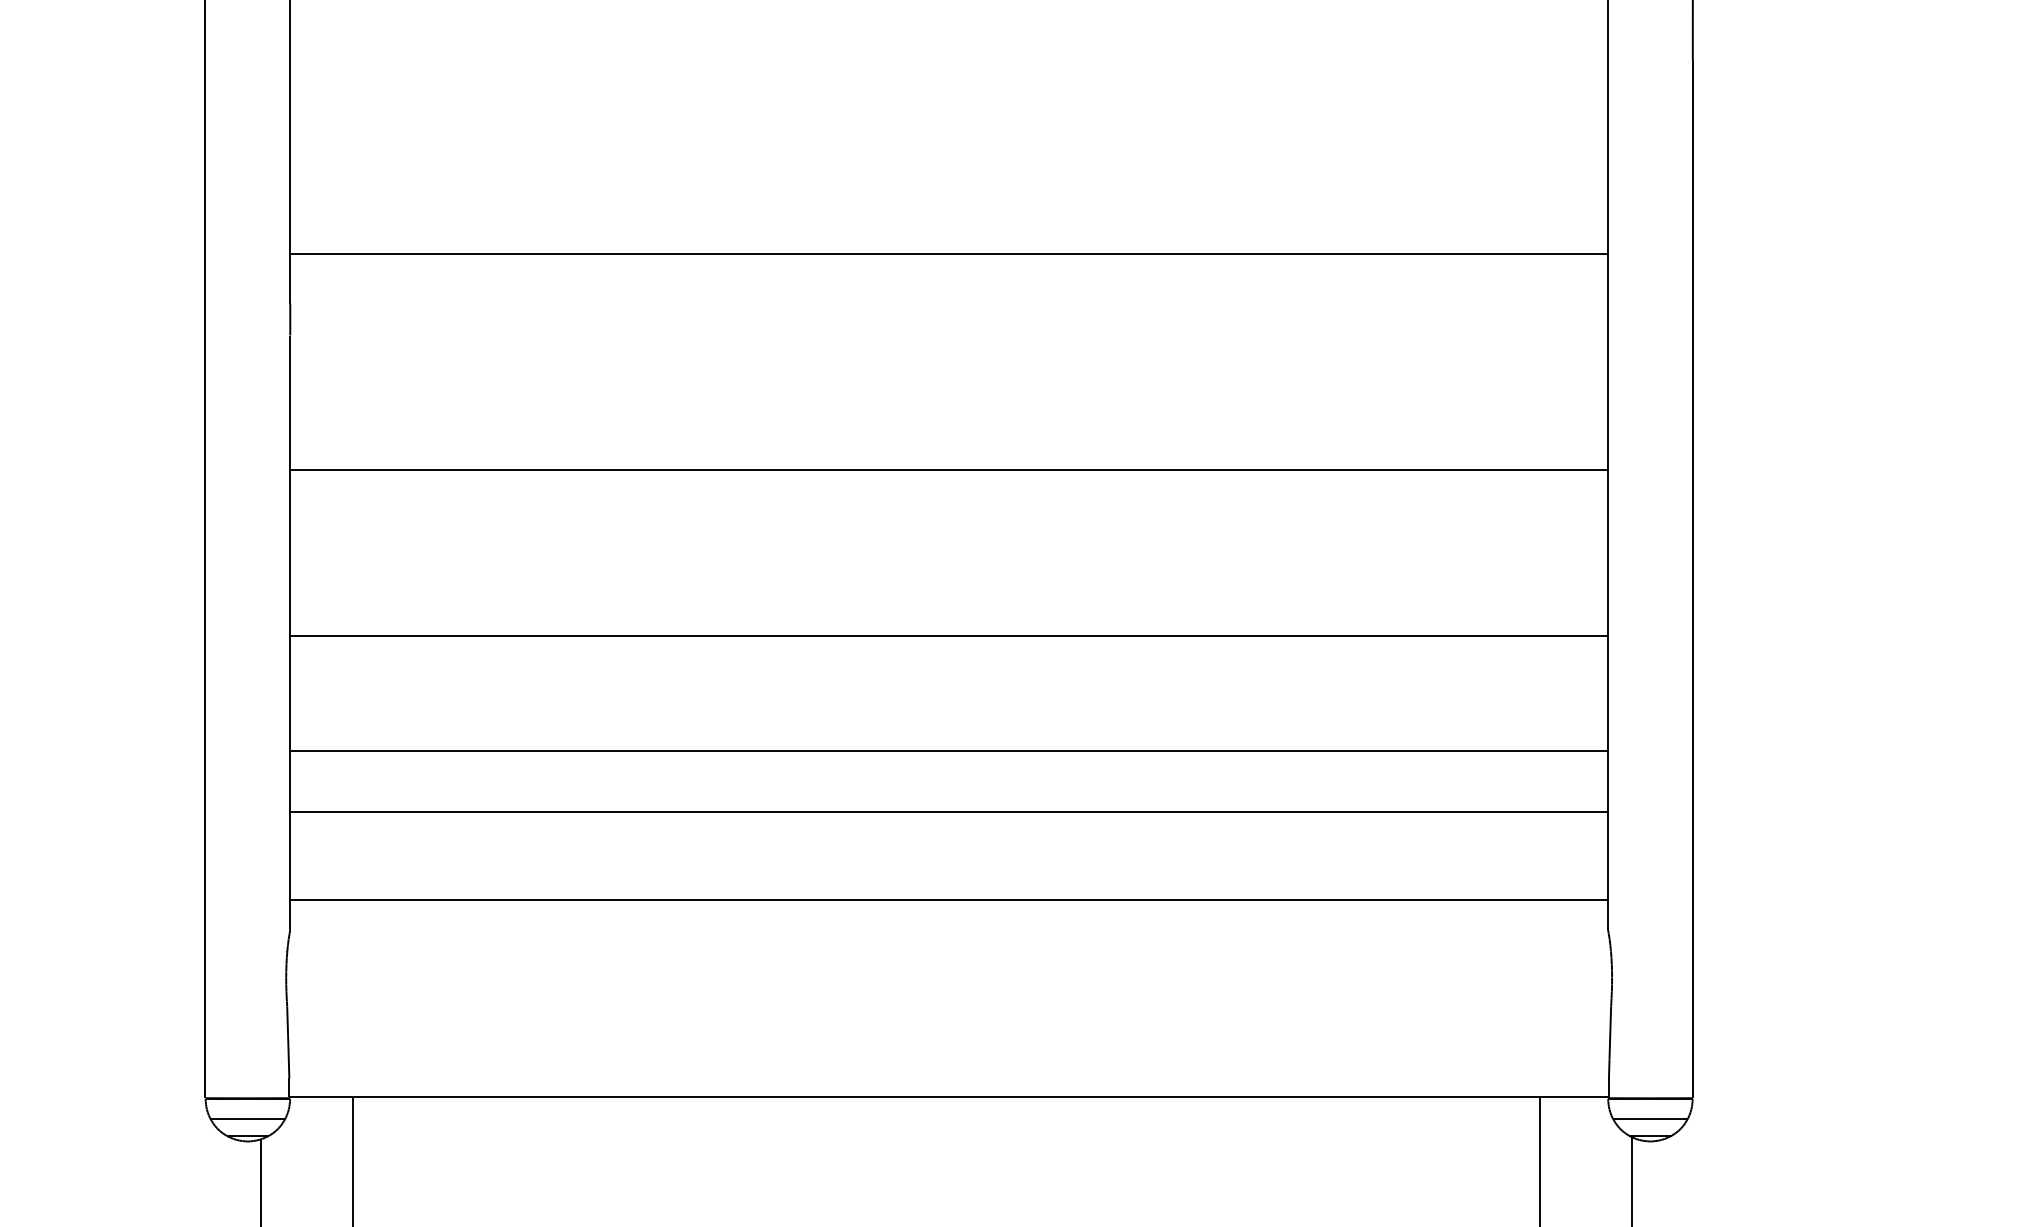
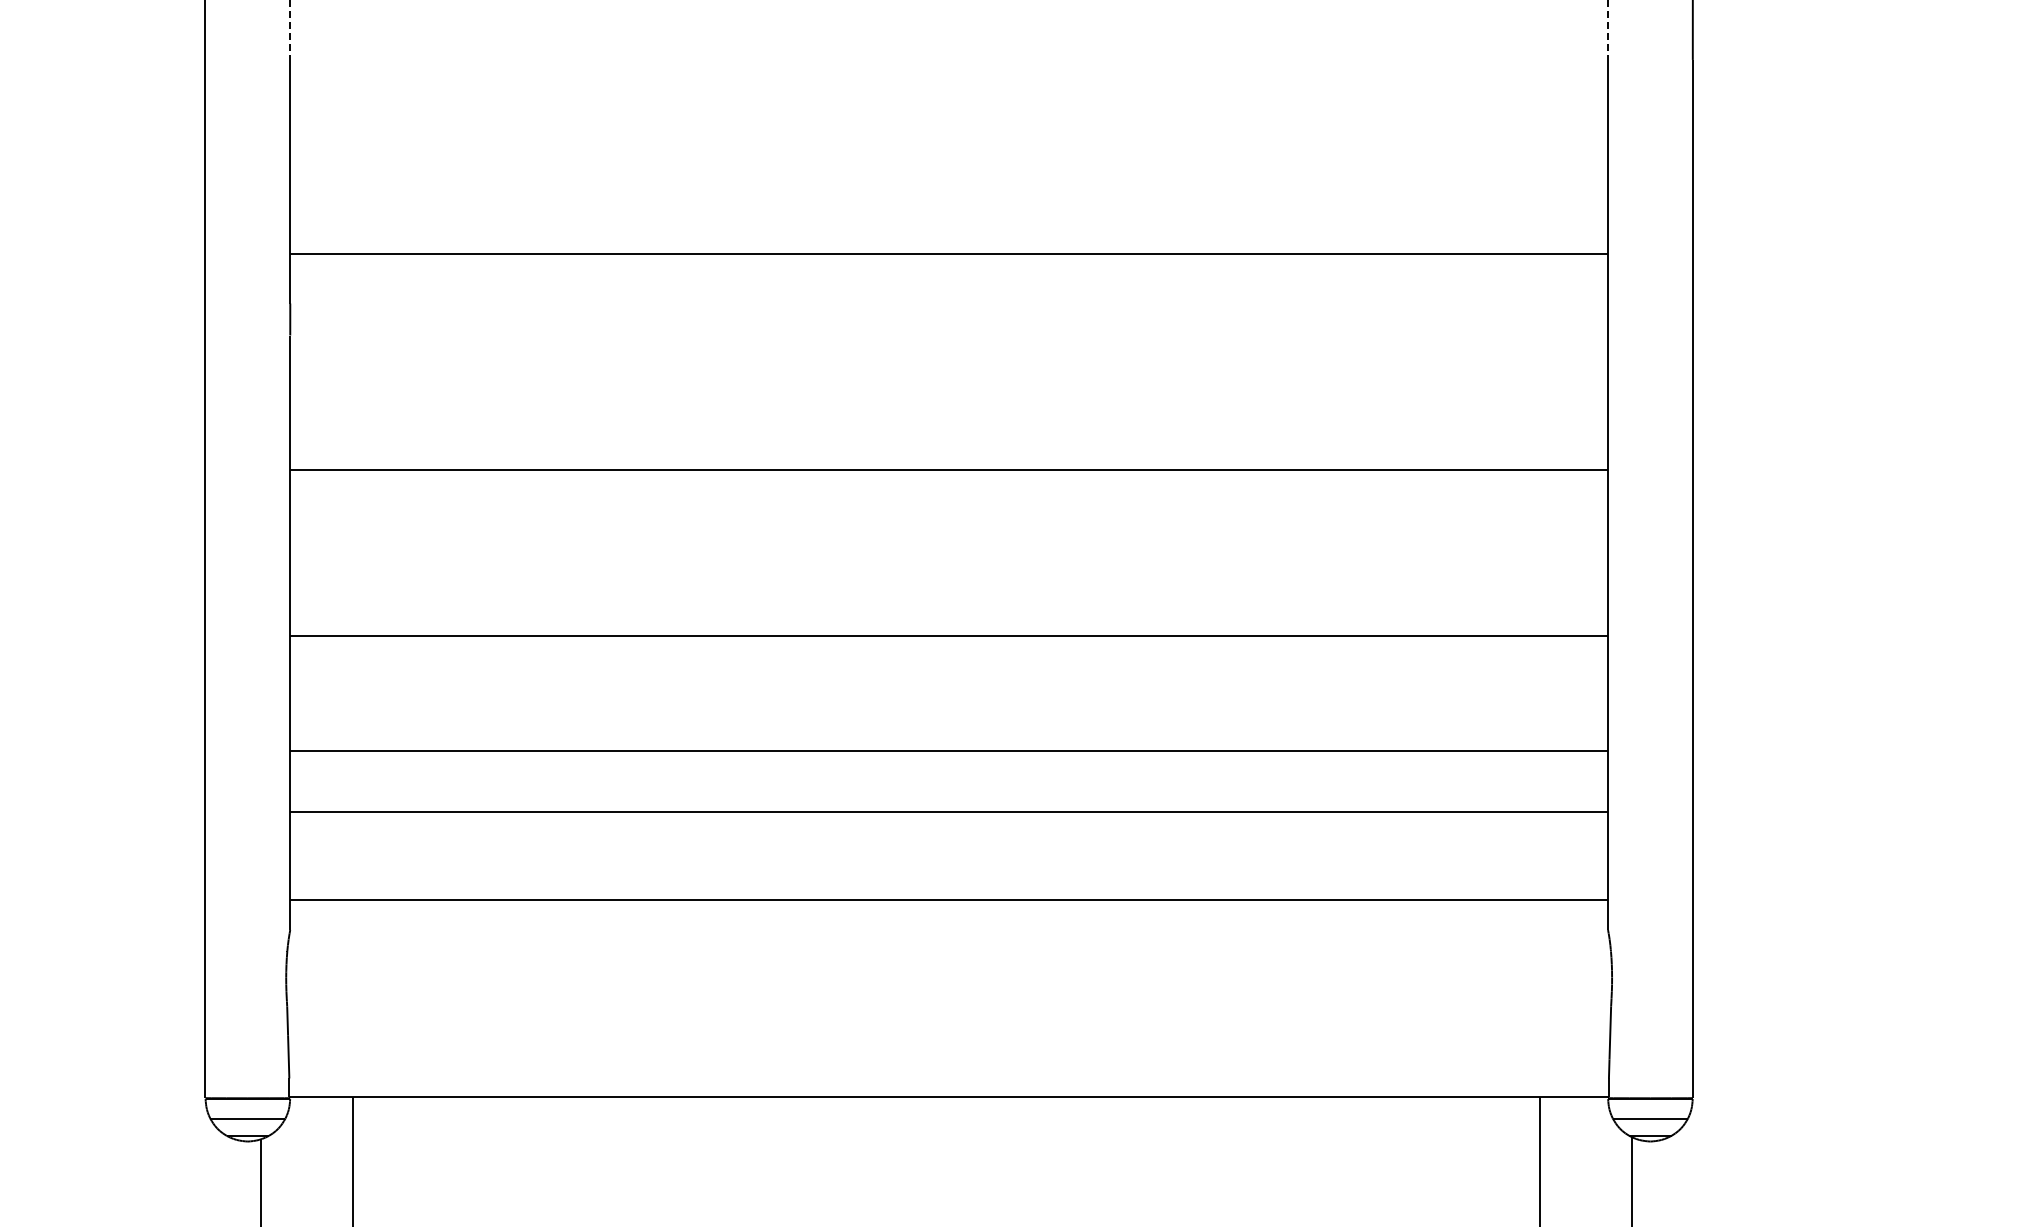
line: solid -> dashed (290, 30)
line: solid -> dashed (1608, 30)
